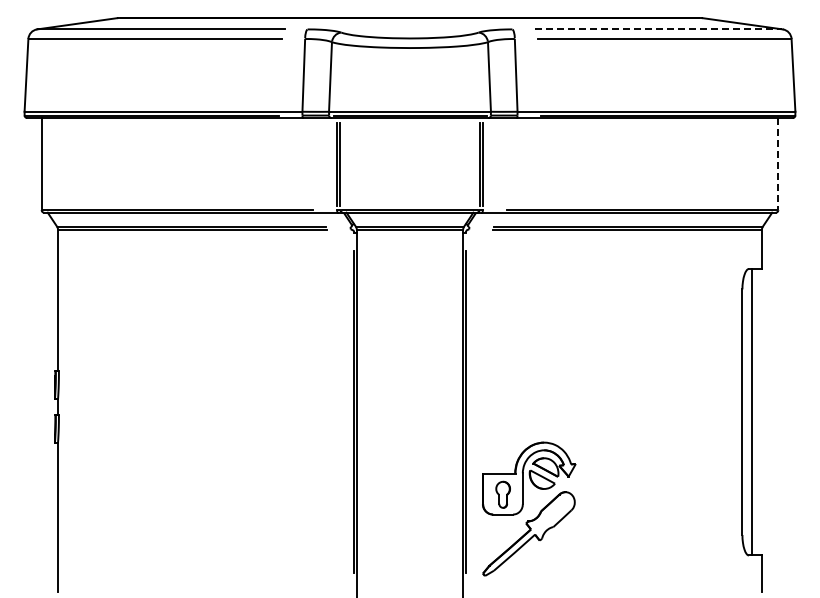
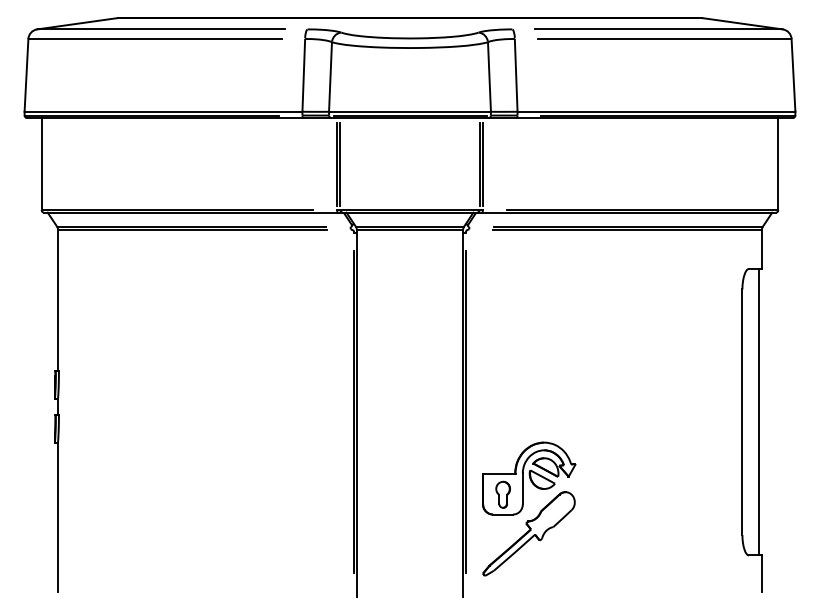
line: dashed -> solid (659, 29)
line: dashed -> solid (778, 164)
line position: (751, 411) -> (758, 411) (758, 411)
